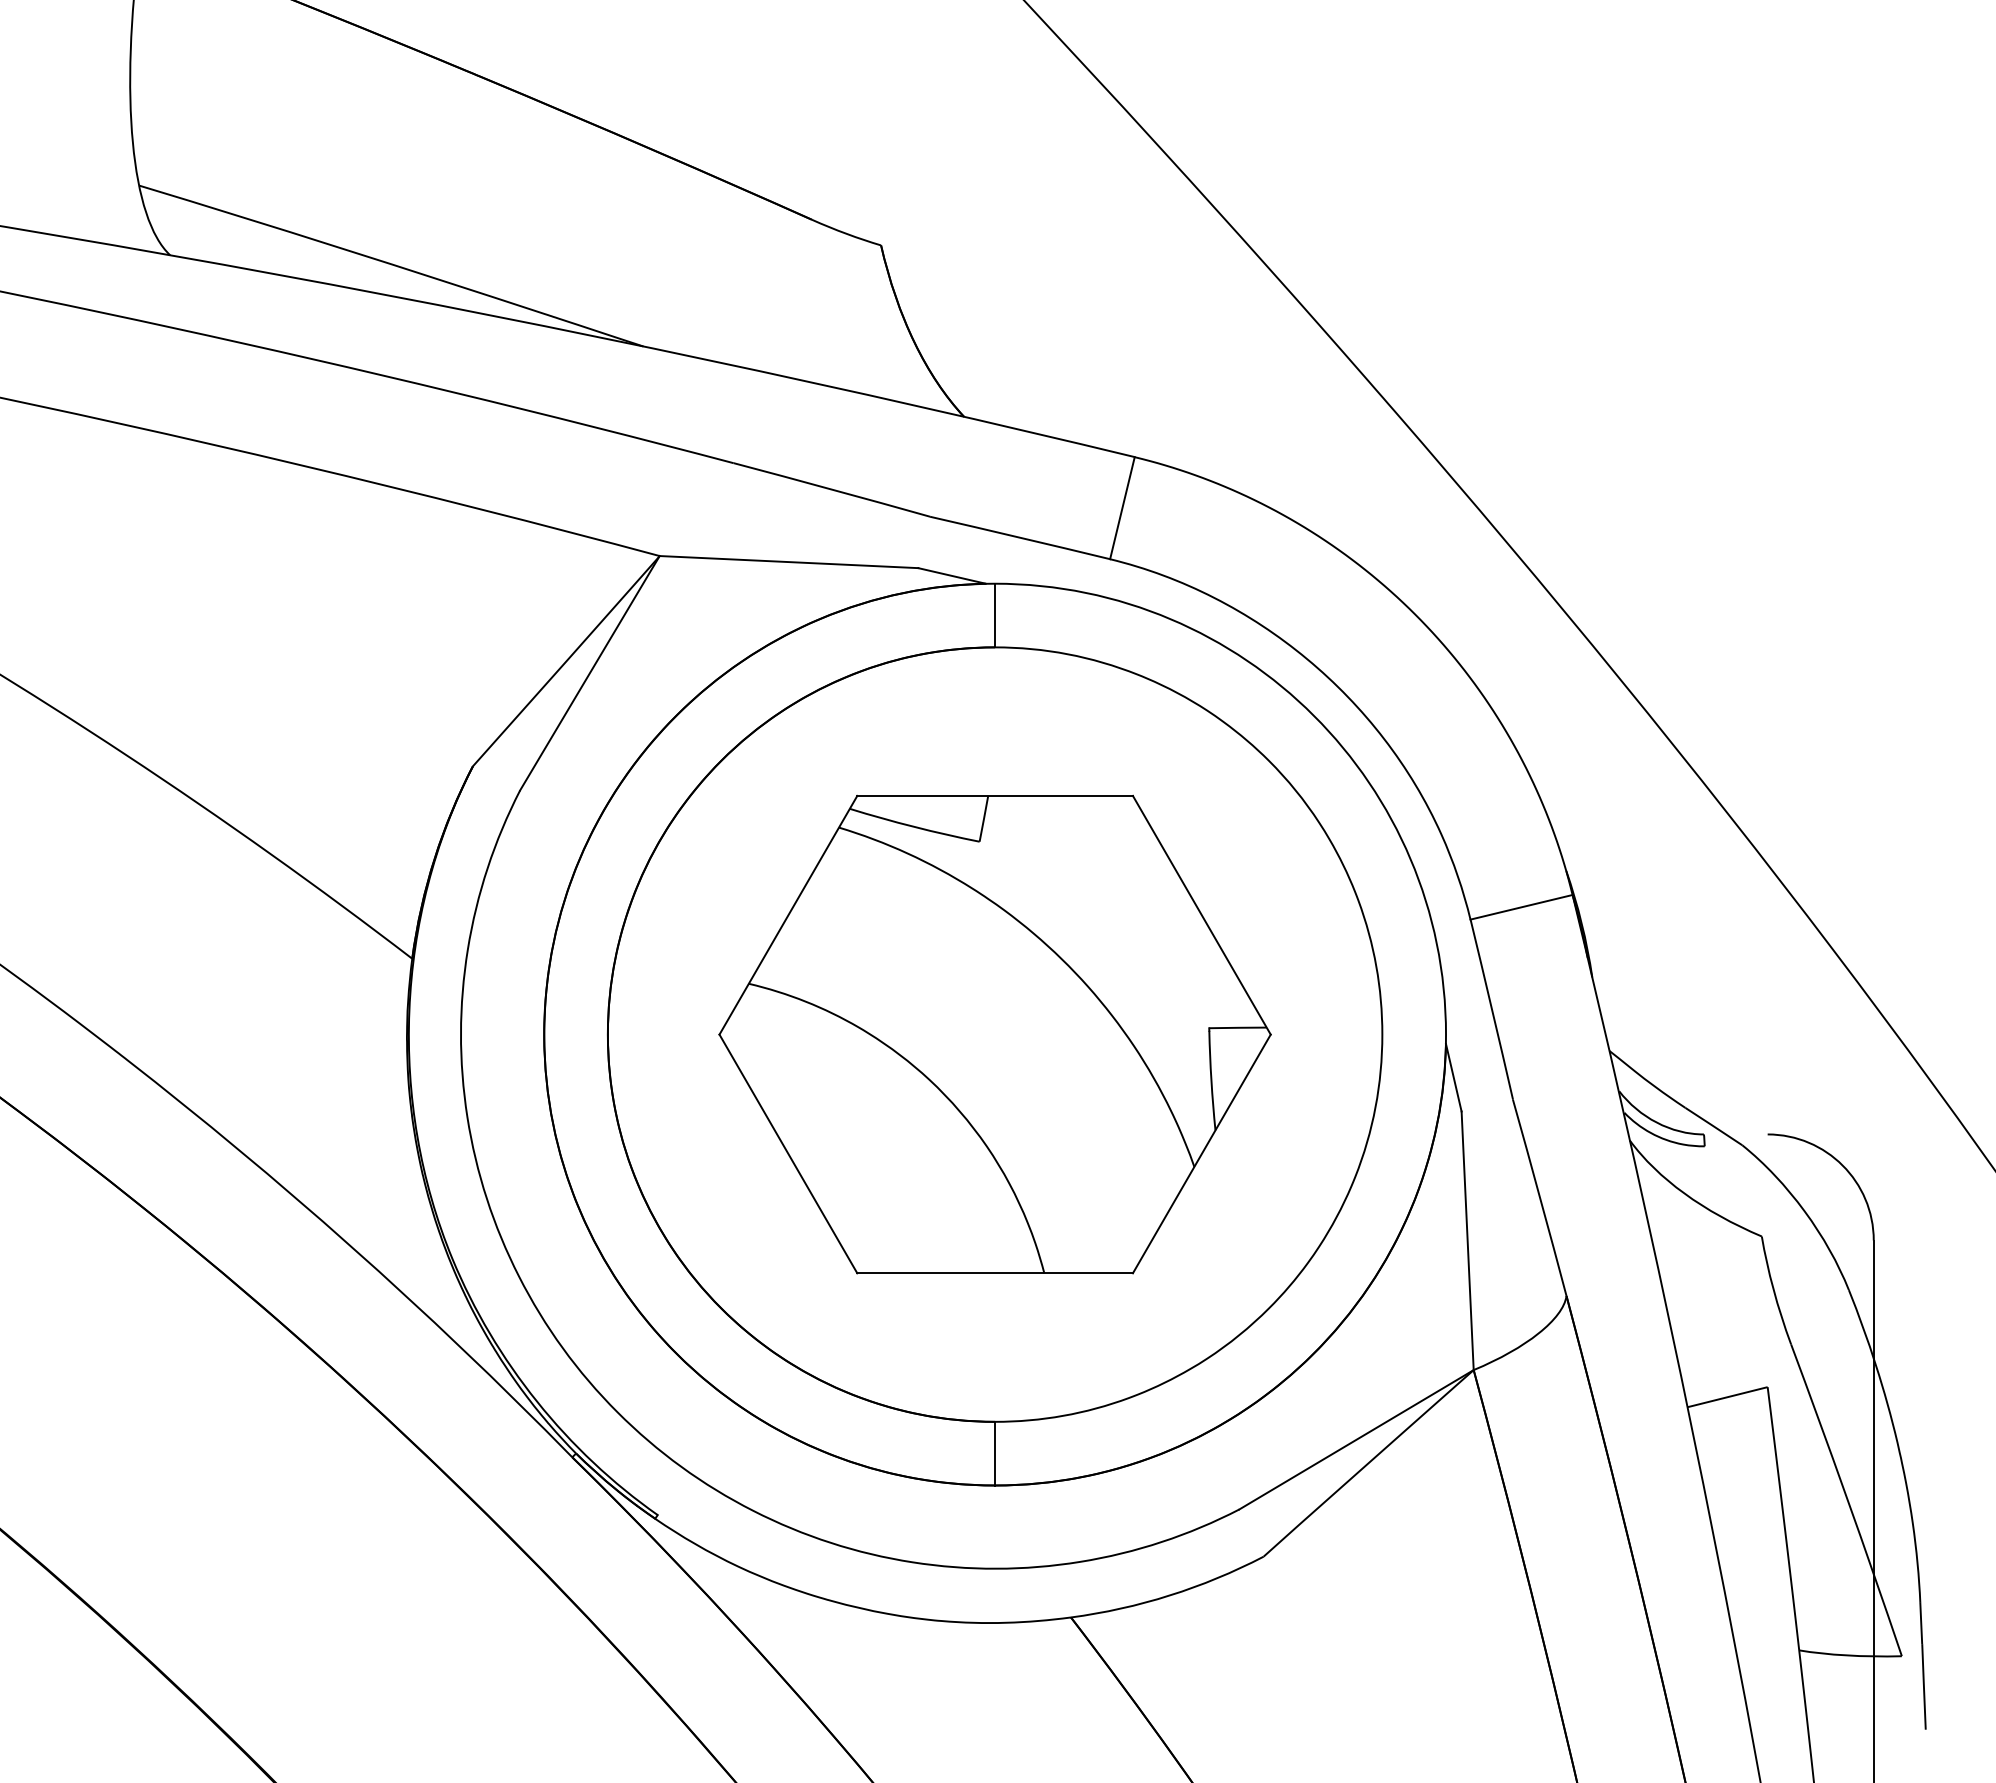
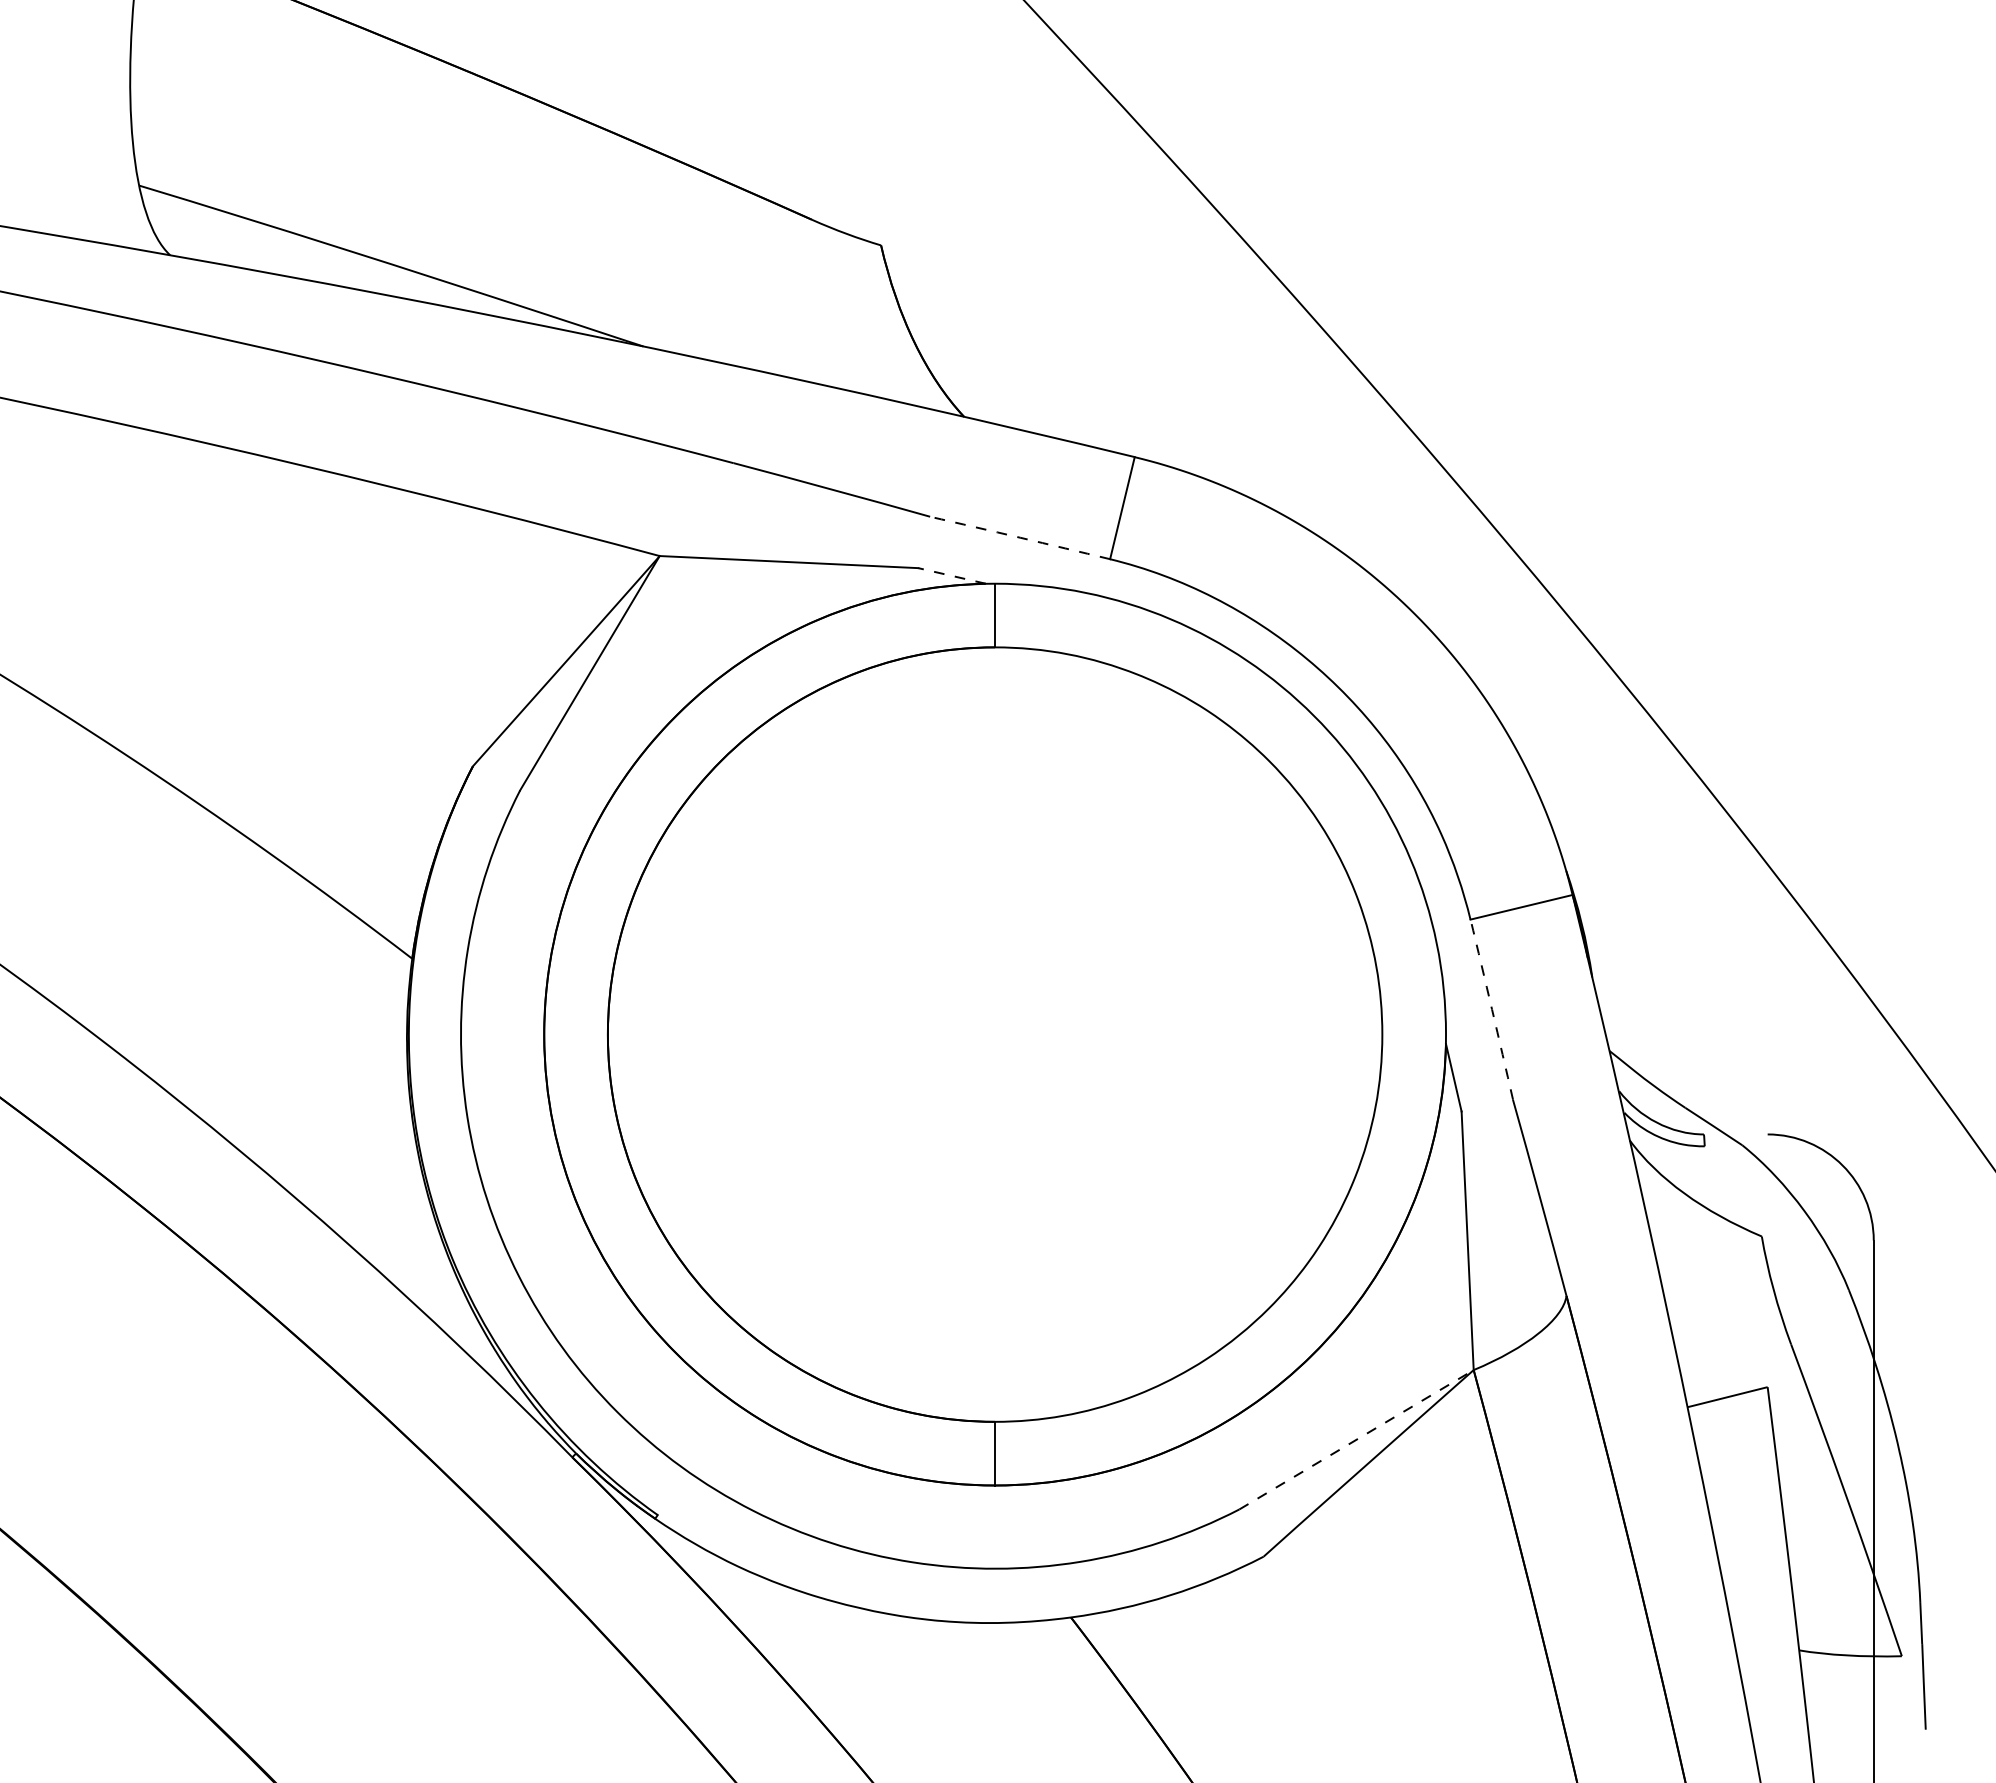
arc: solid -> dashed (1020, 537)
line: solid -> dashed (952, 575)
arc: solid -> dashed (1492, 1009)
part: present -> none (994, 1034)
line: solid -> dashed (1356, 1439)
